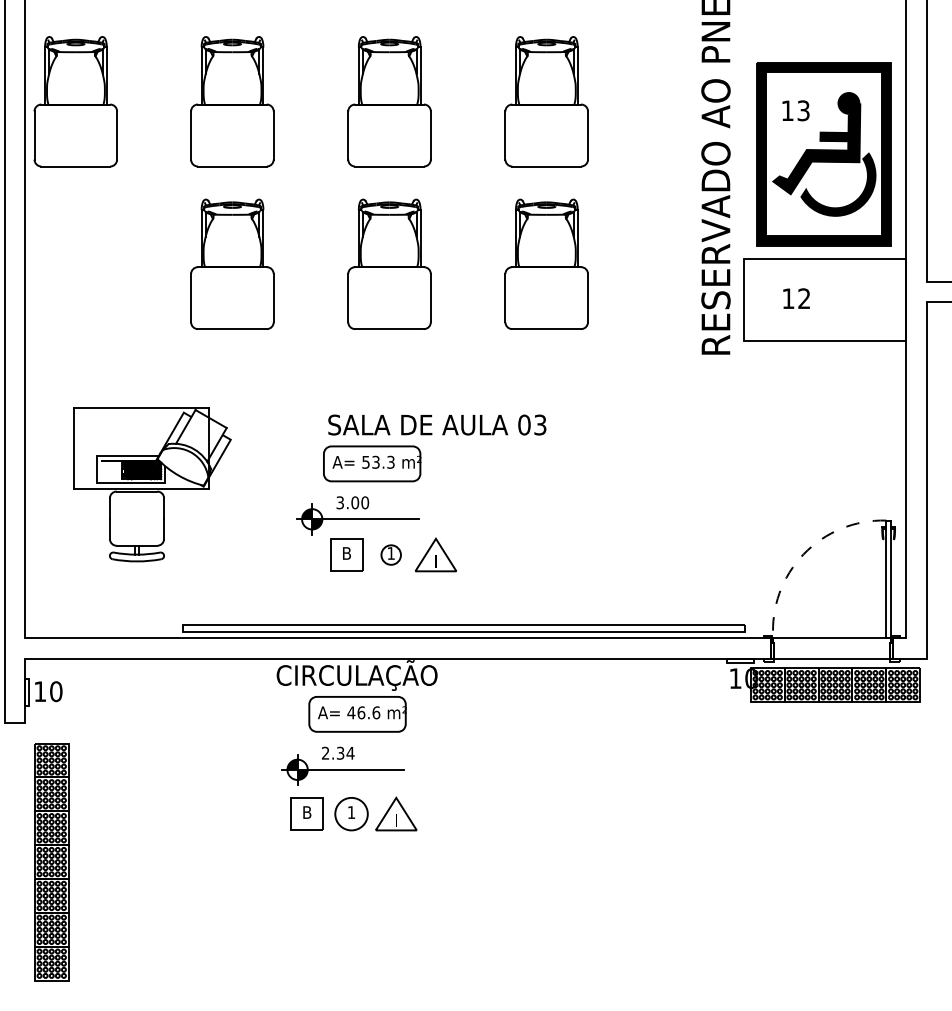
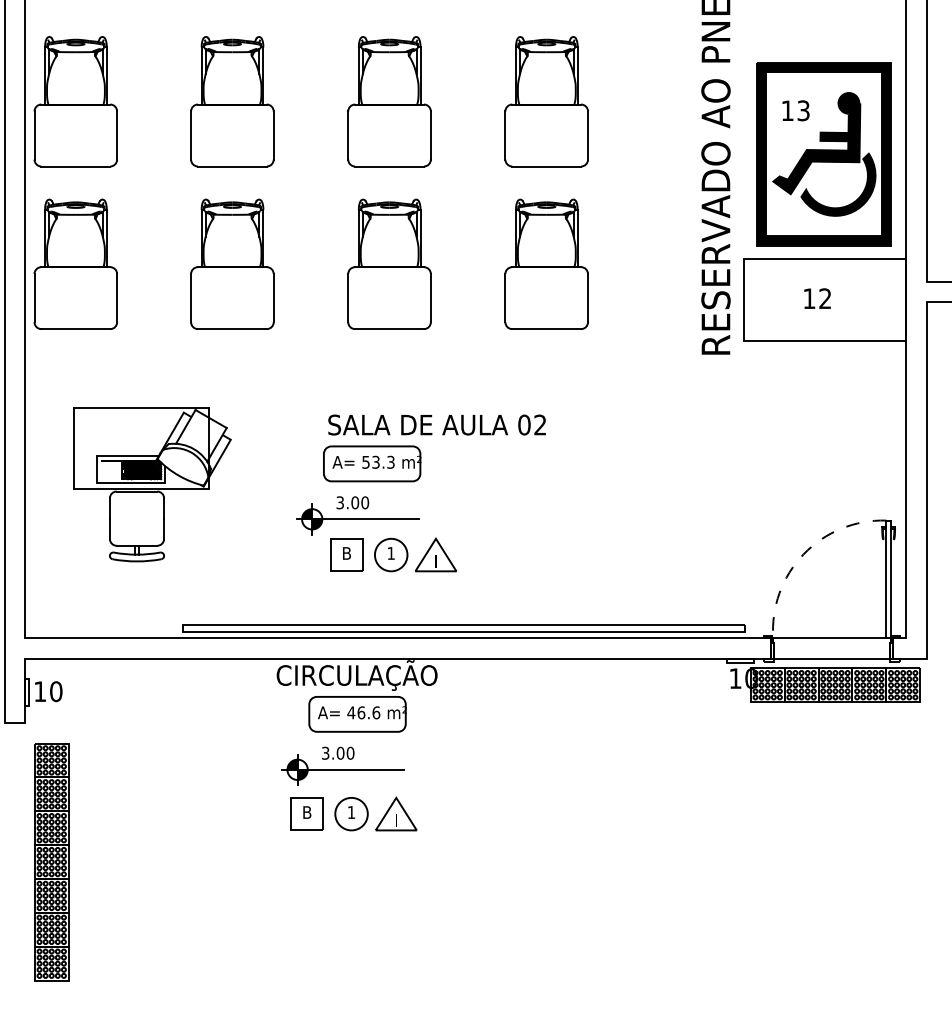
part: none -> present (75, 263)
text position: (796, 298) -> (817, 298) (817, 298)
text: 03 -> 02 (540, 424)
circle diameter: 20 px -> 33 px (390, 554)
text: 2.34 -> 3.00 (338, 752)
